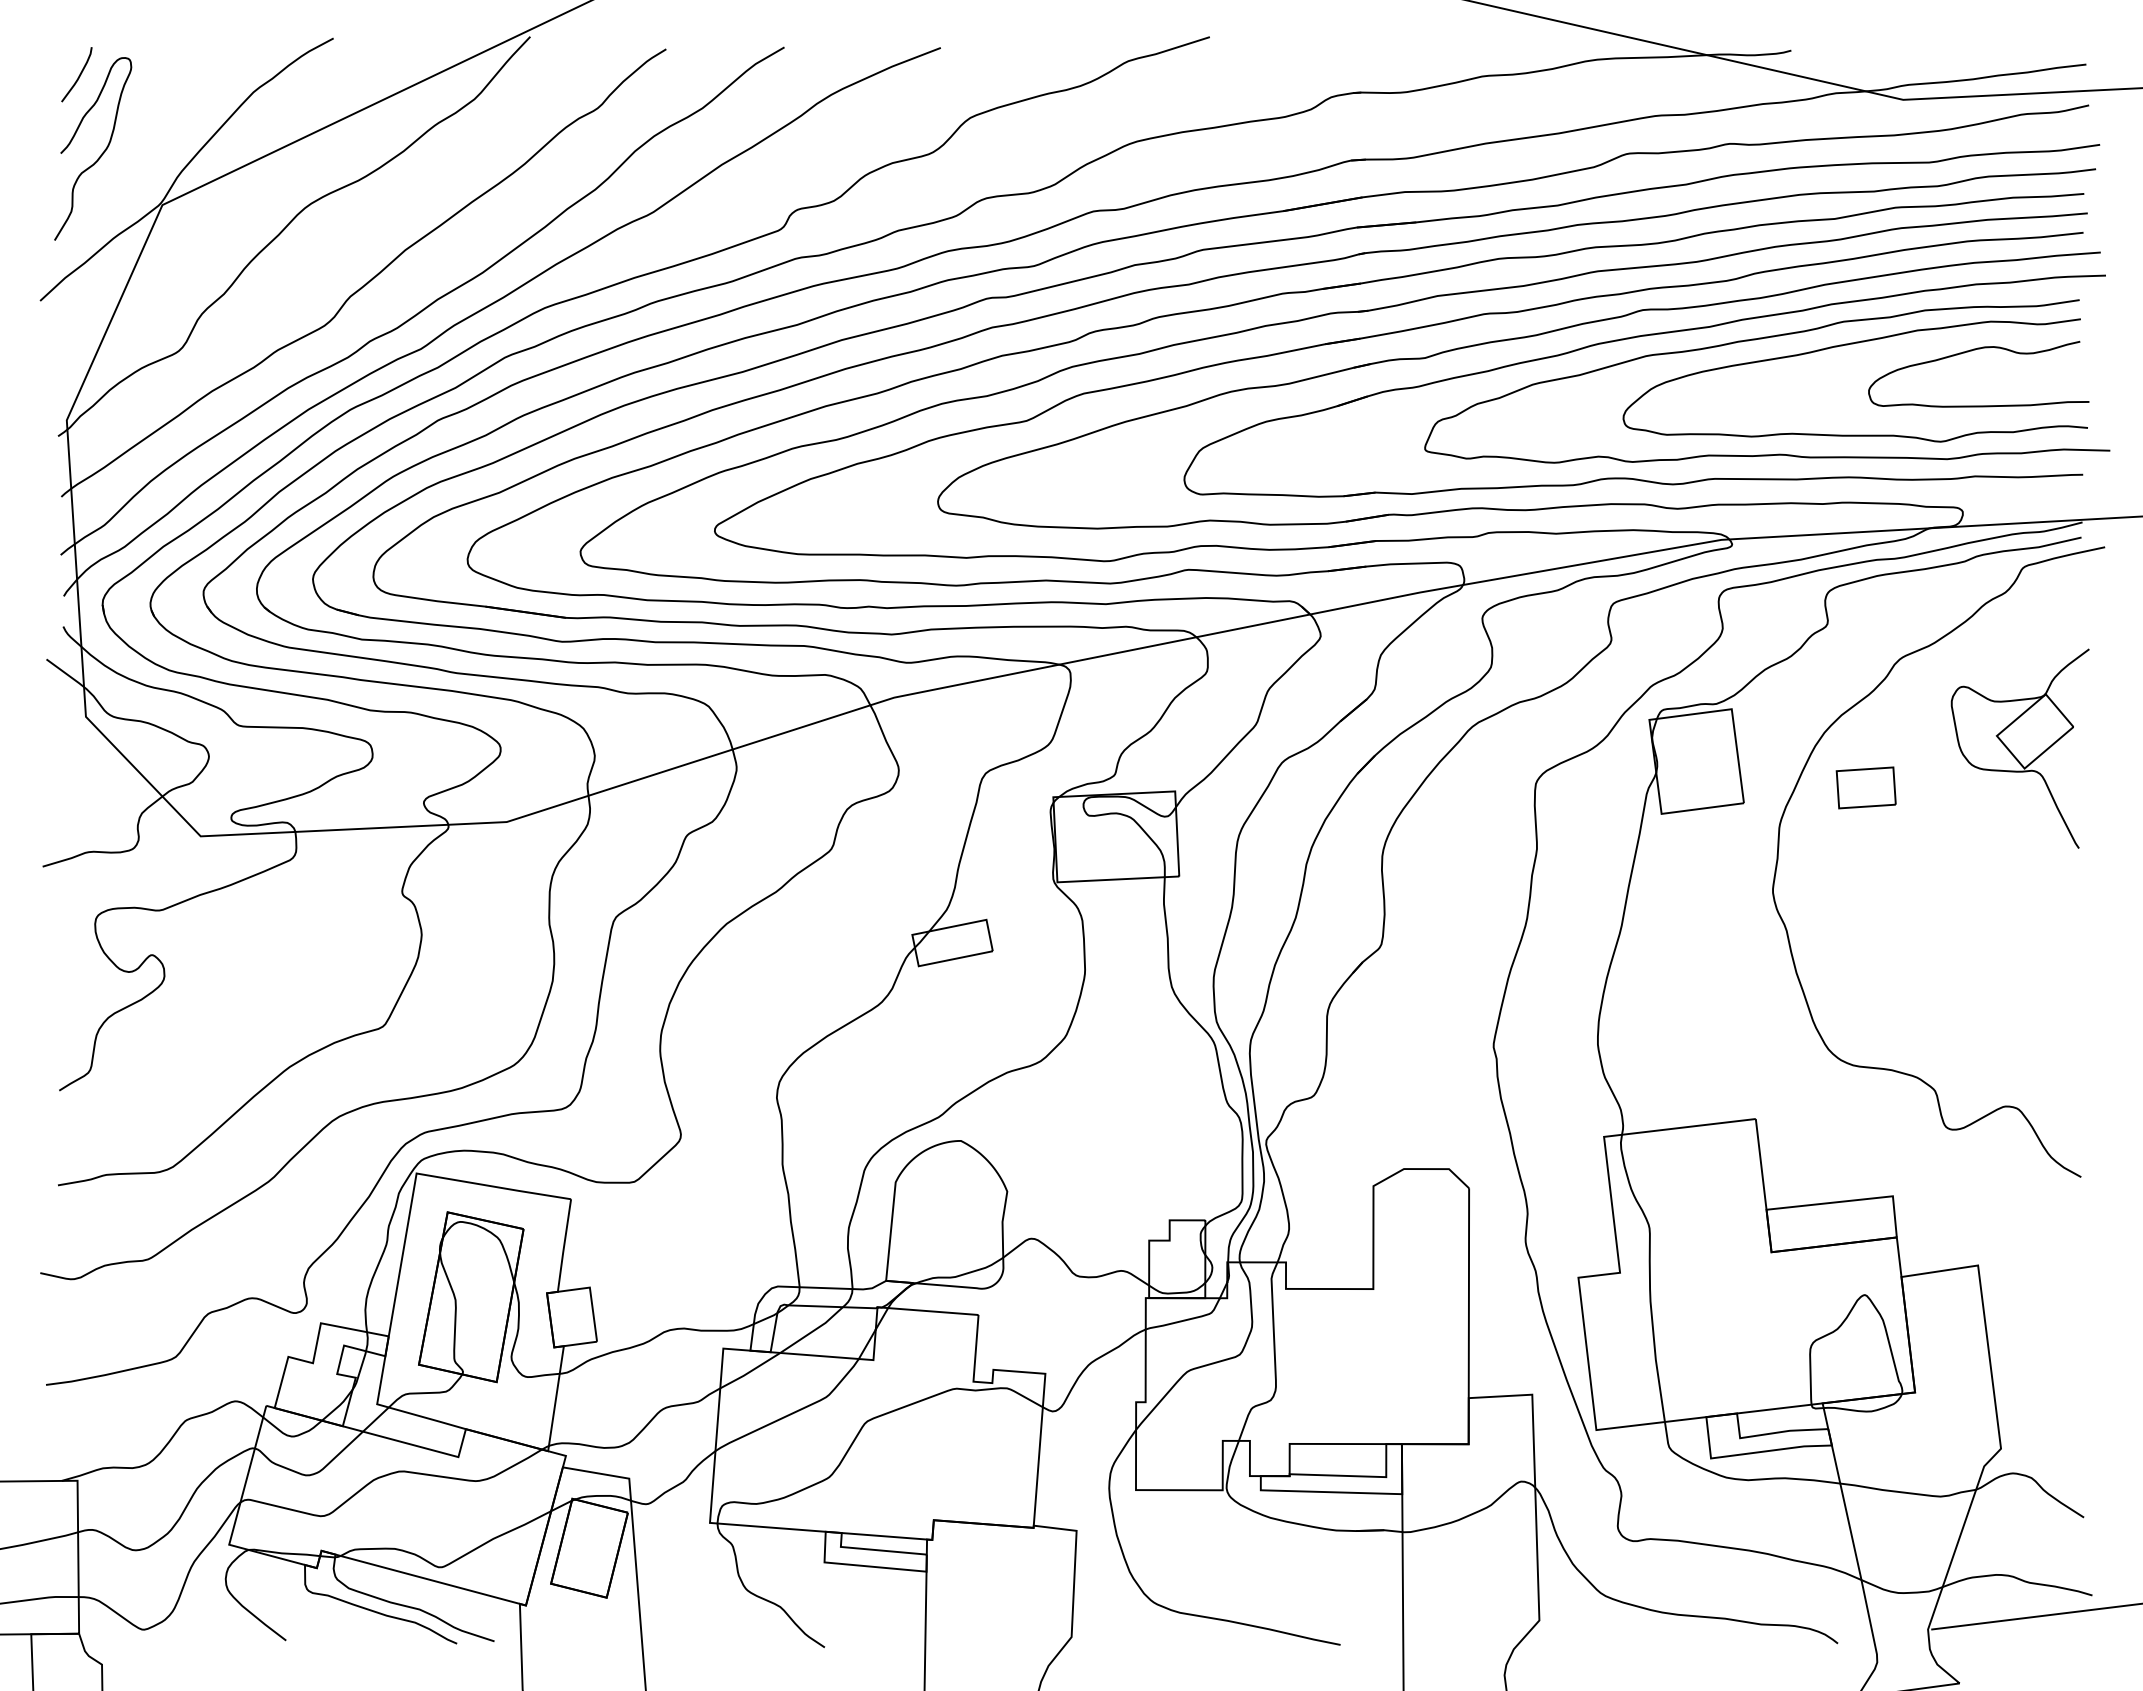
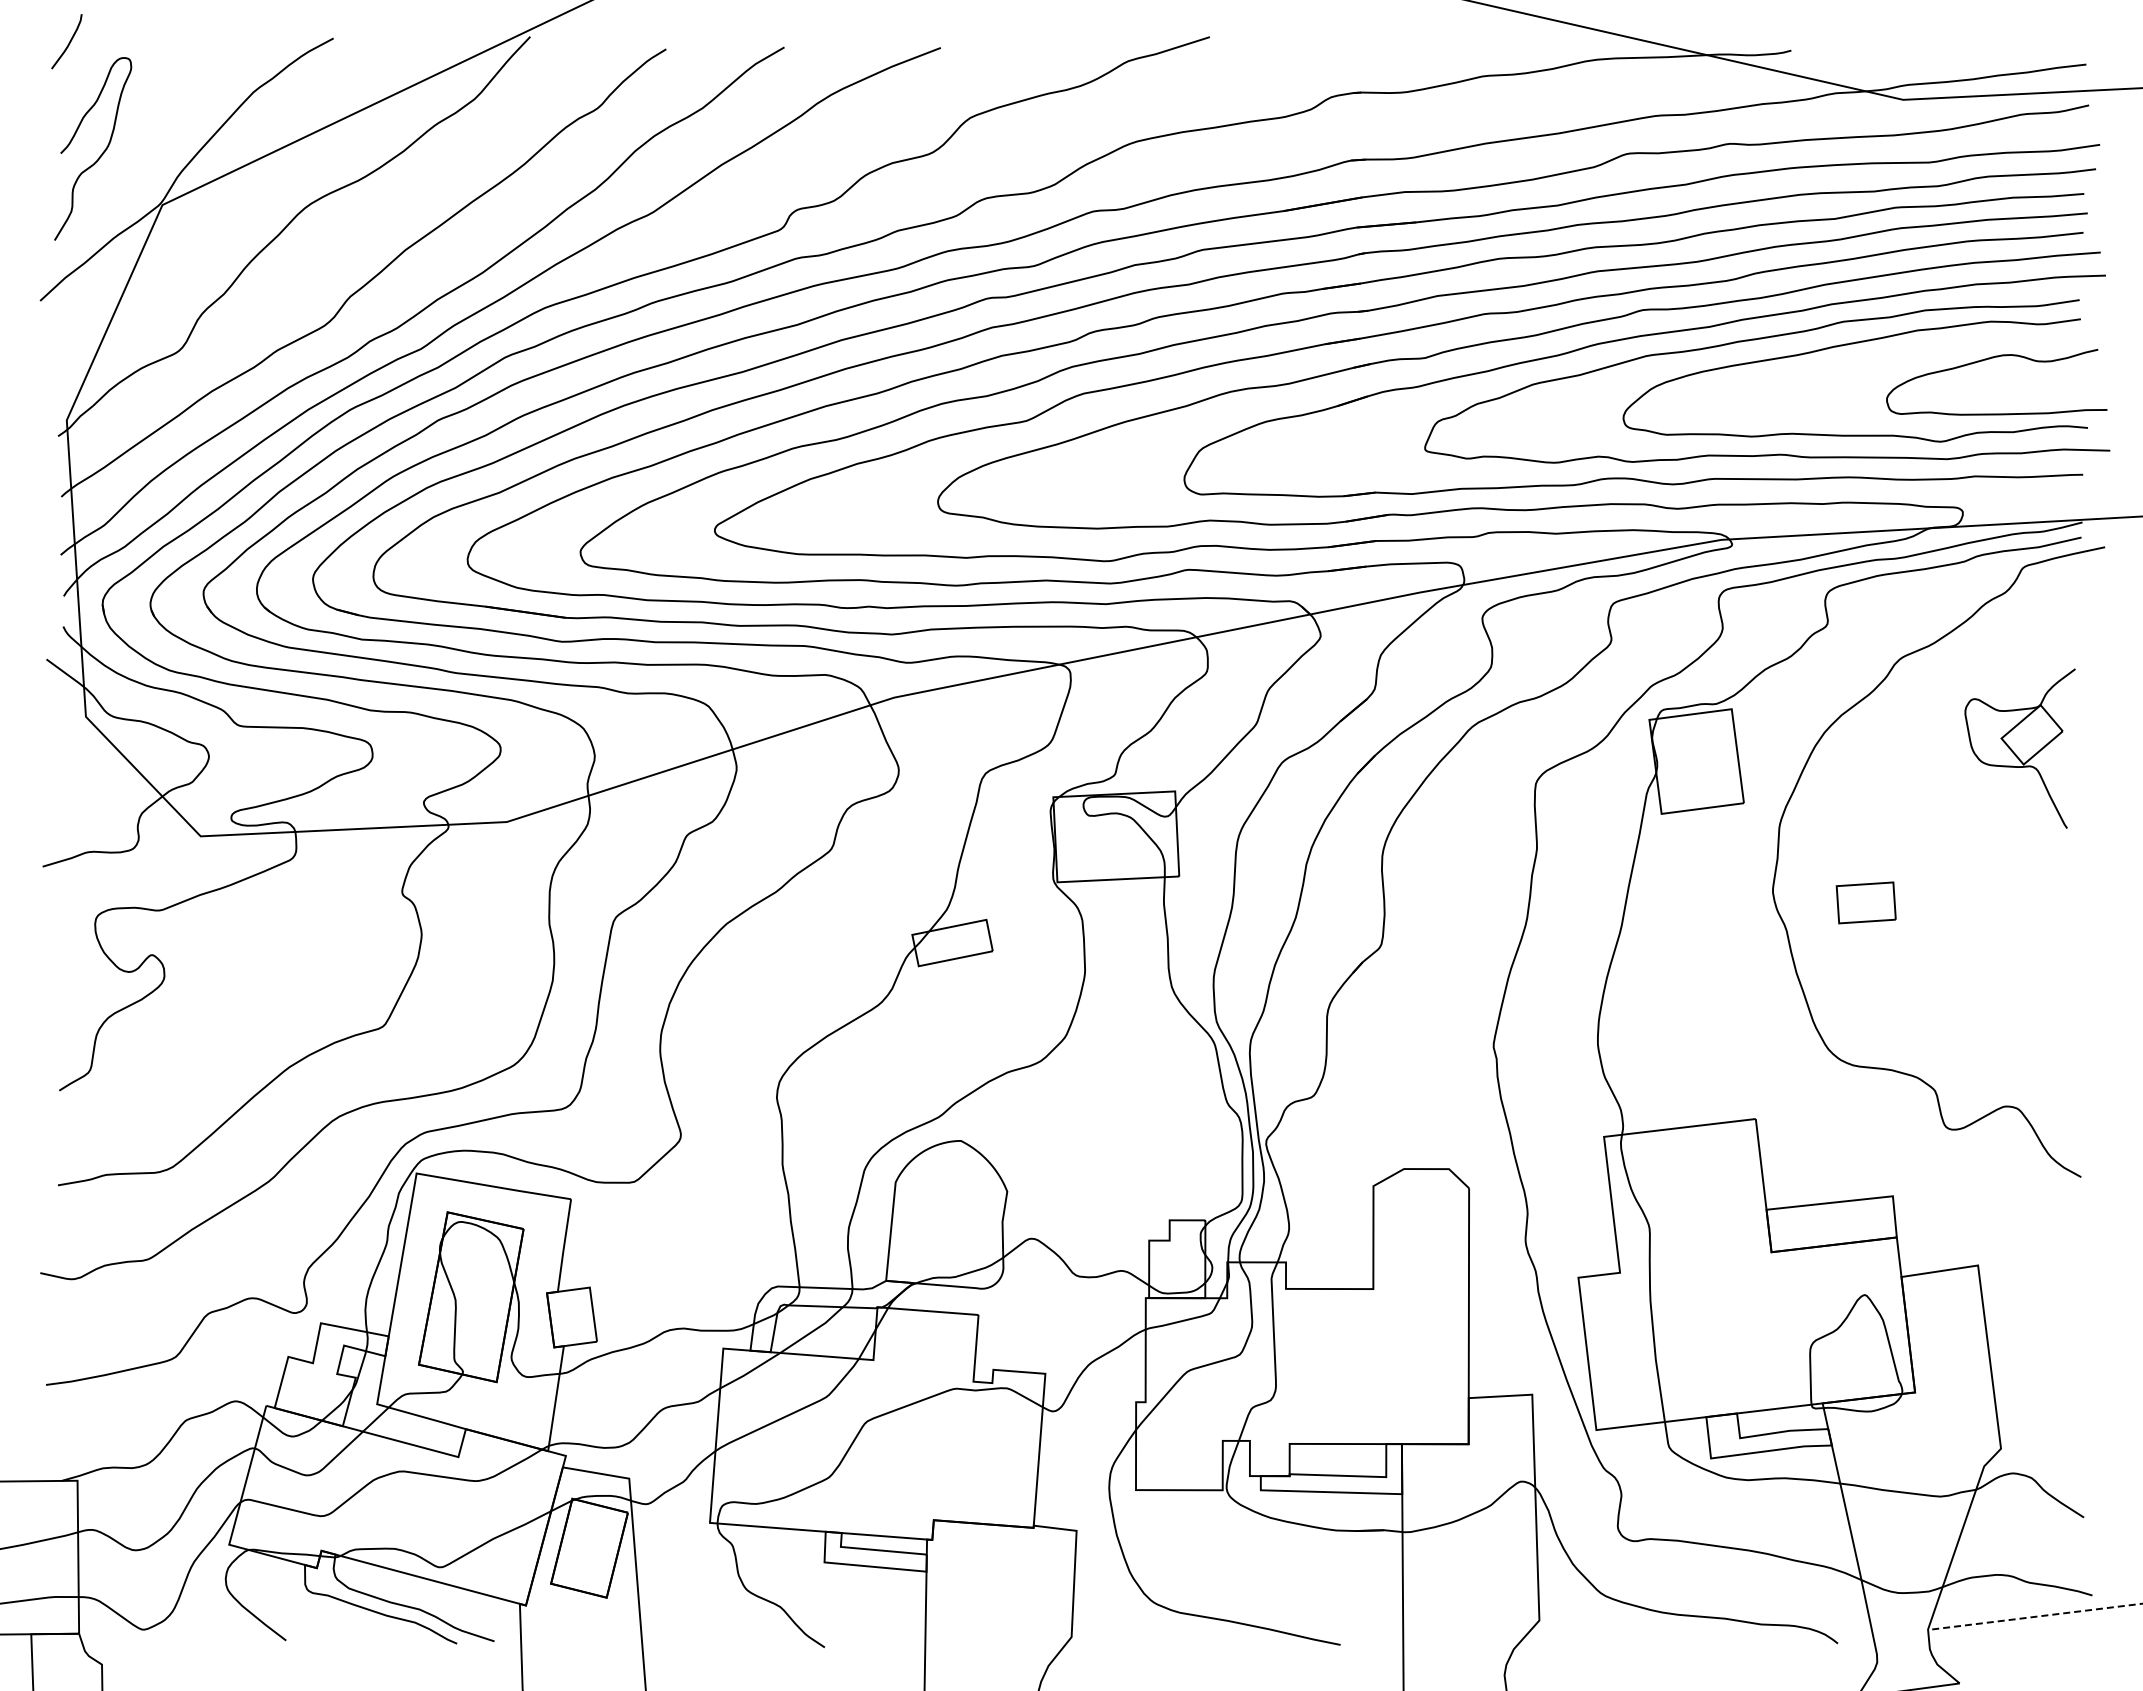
curve position: (78, 75) -> (68, 42) (68, 42)
curve position: (1971, 351) -> (1989, 359) (1989, 359)
part size: 140x201 px -> 112x161 px (2019, 748)
part position: (1865, 787) -> (1865, 902) (1865, 902)
line: solid -> dashed (2036, 1616)
